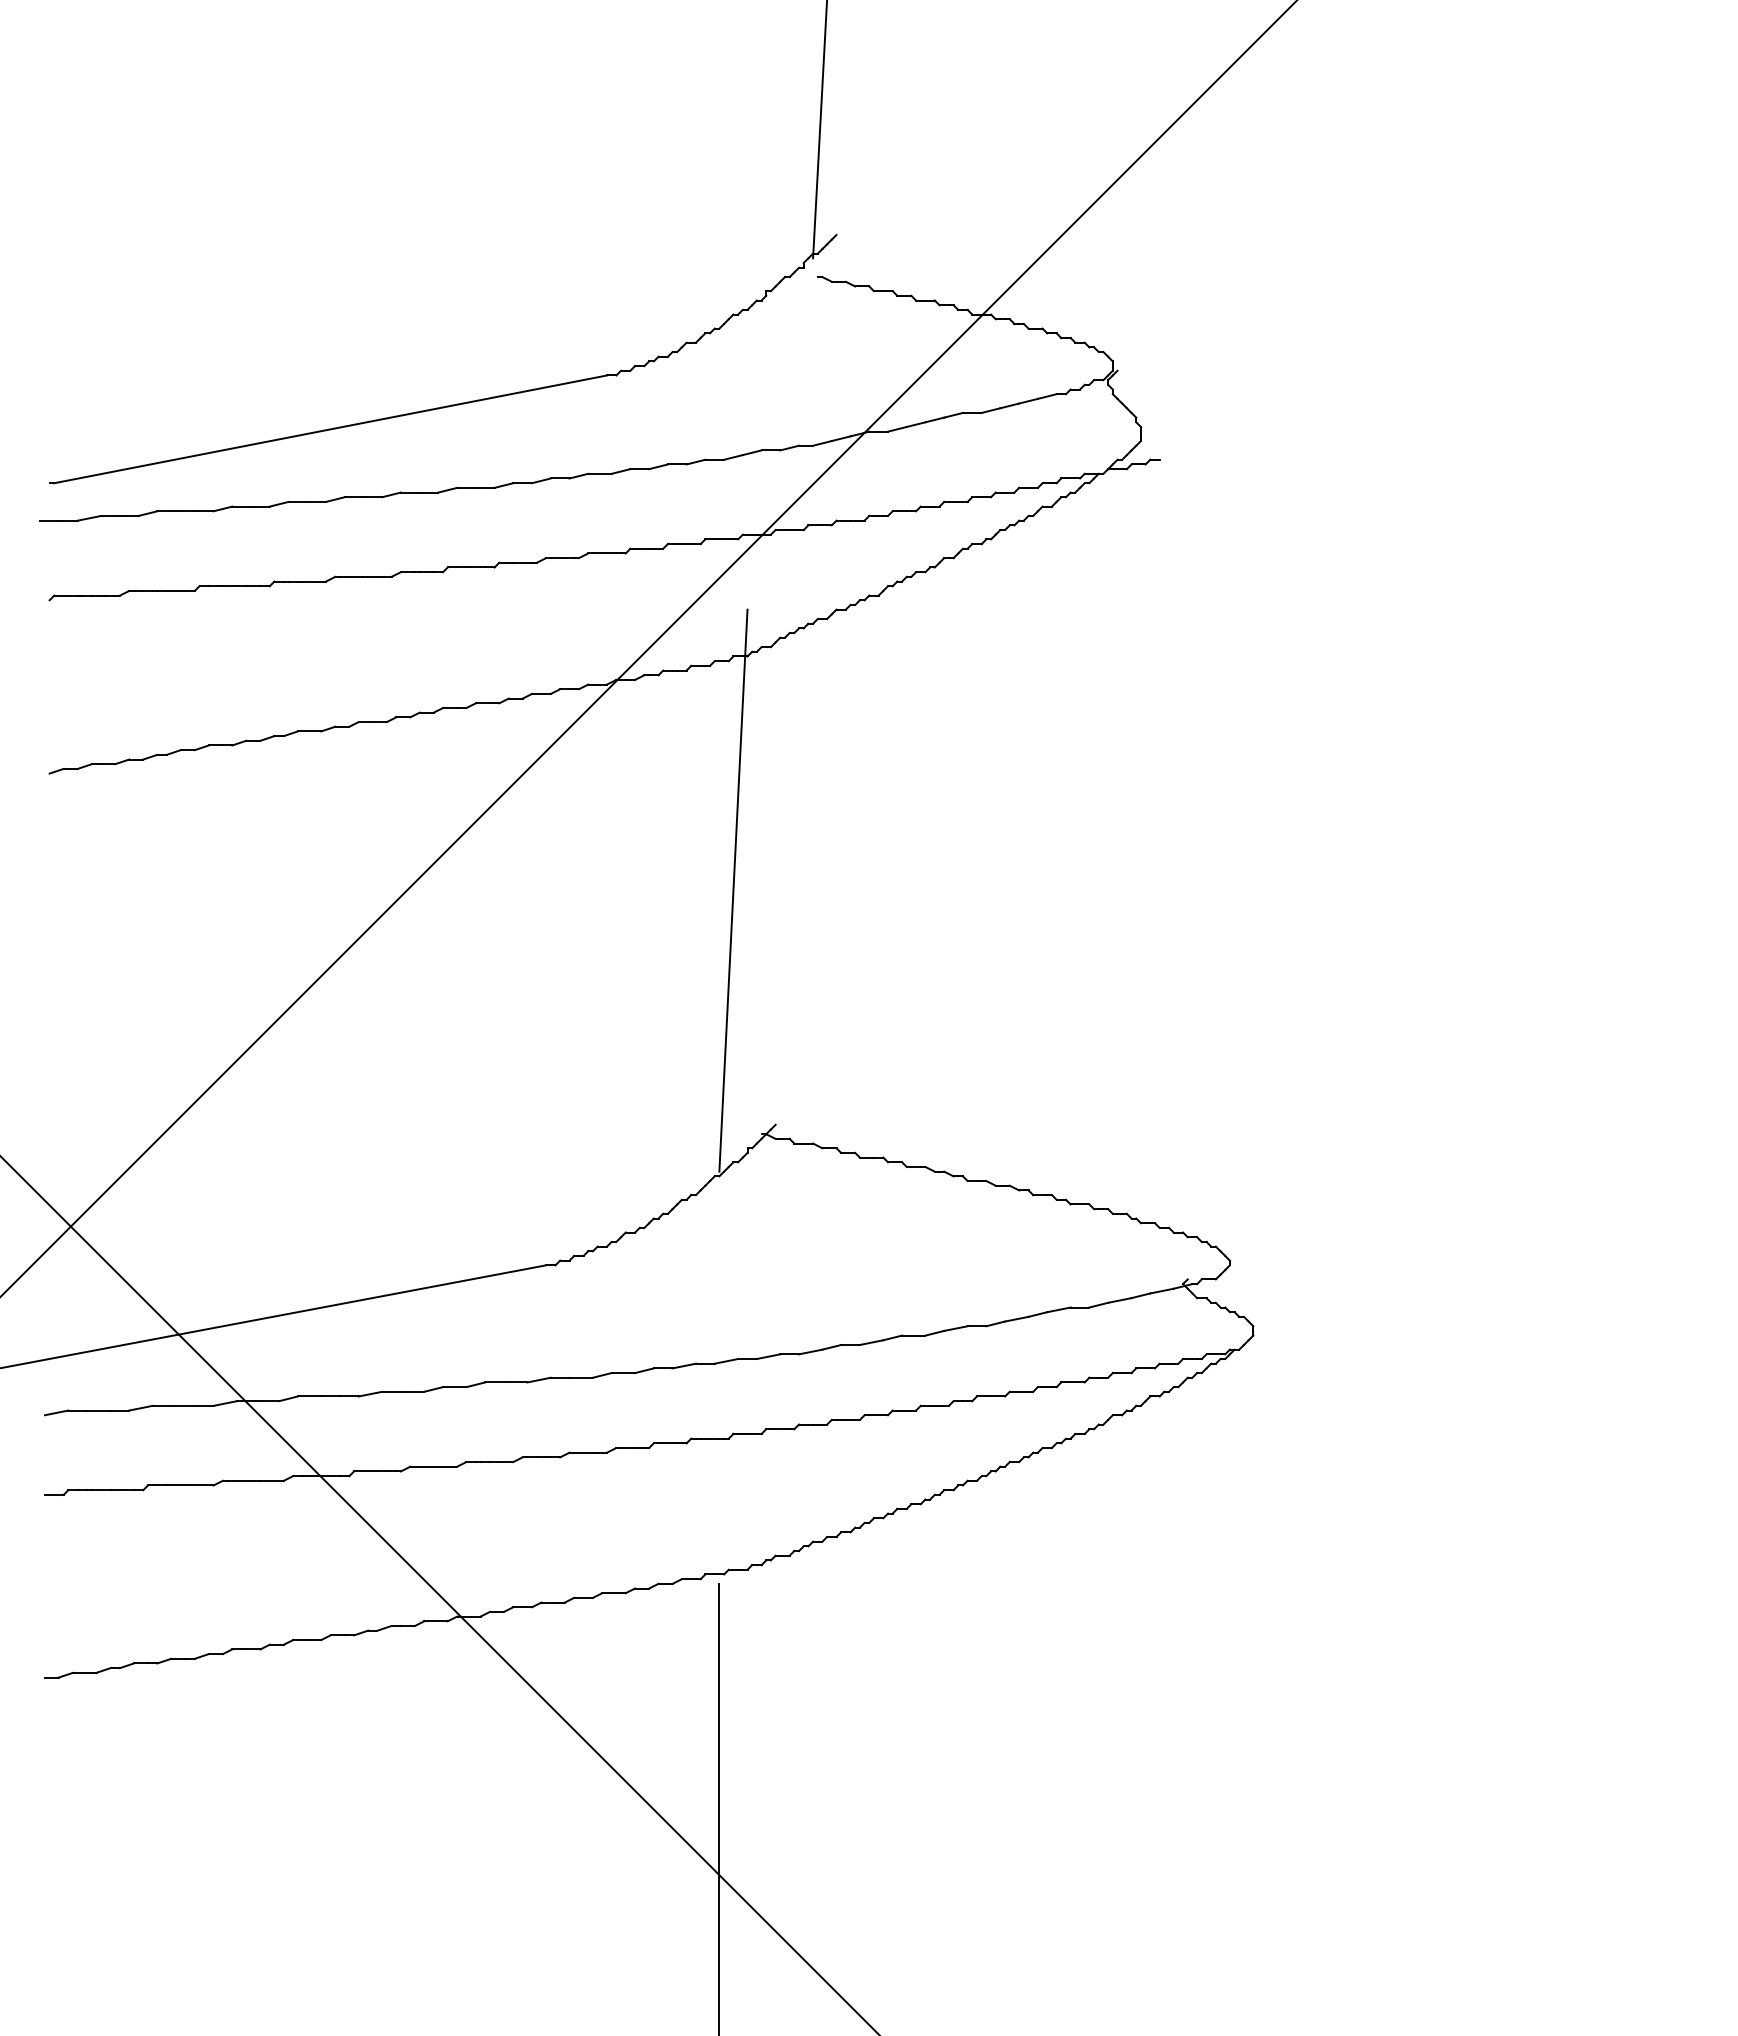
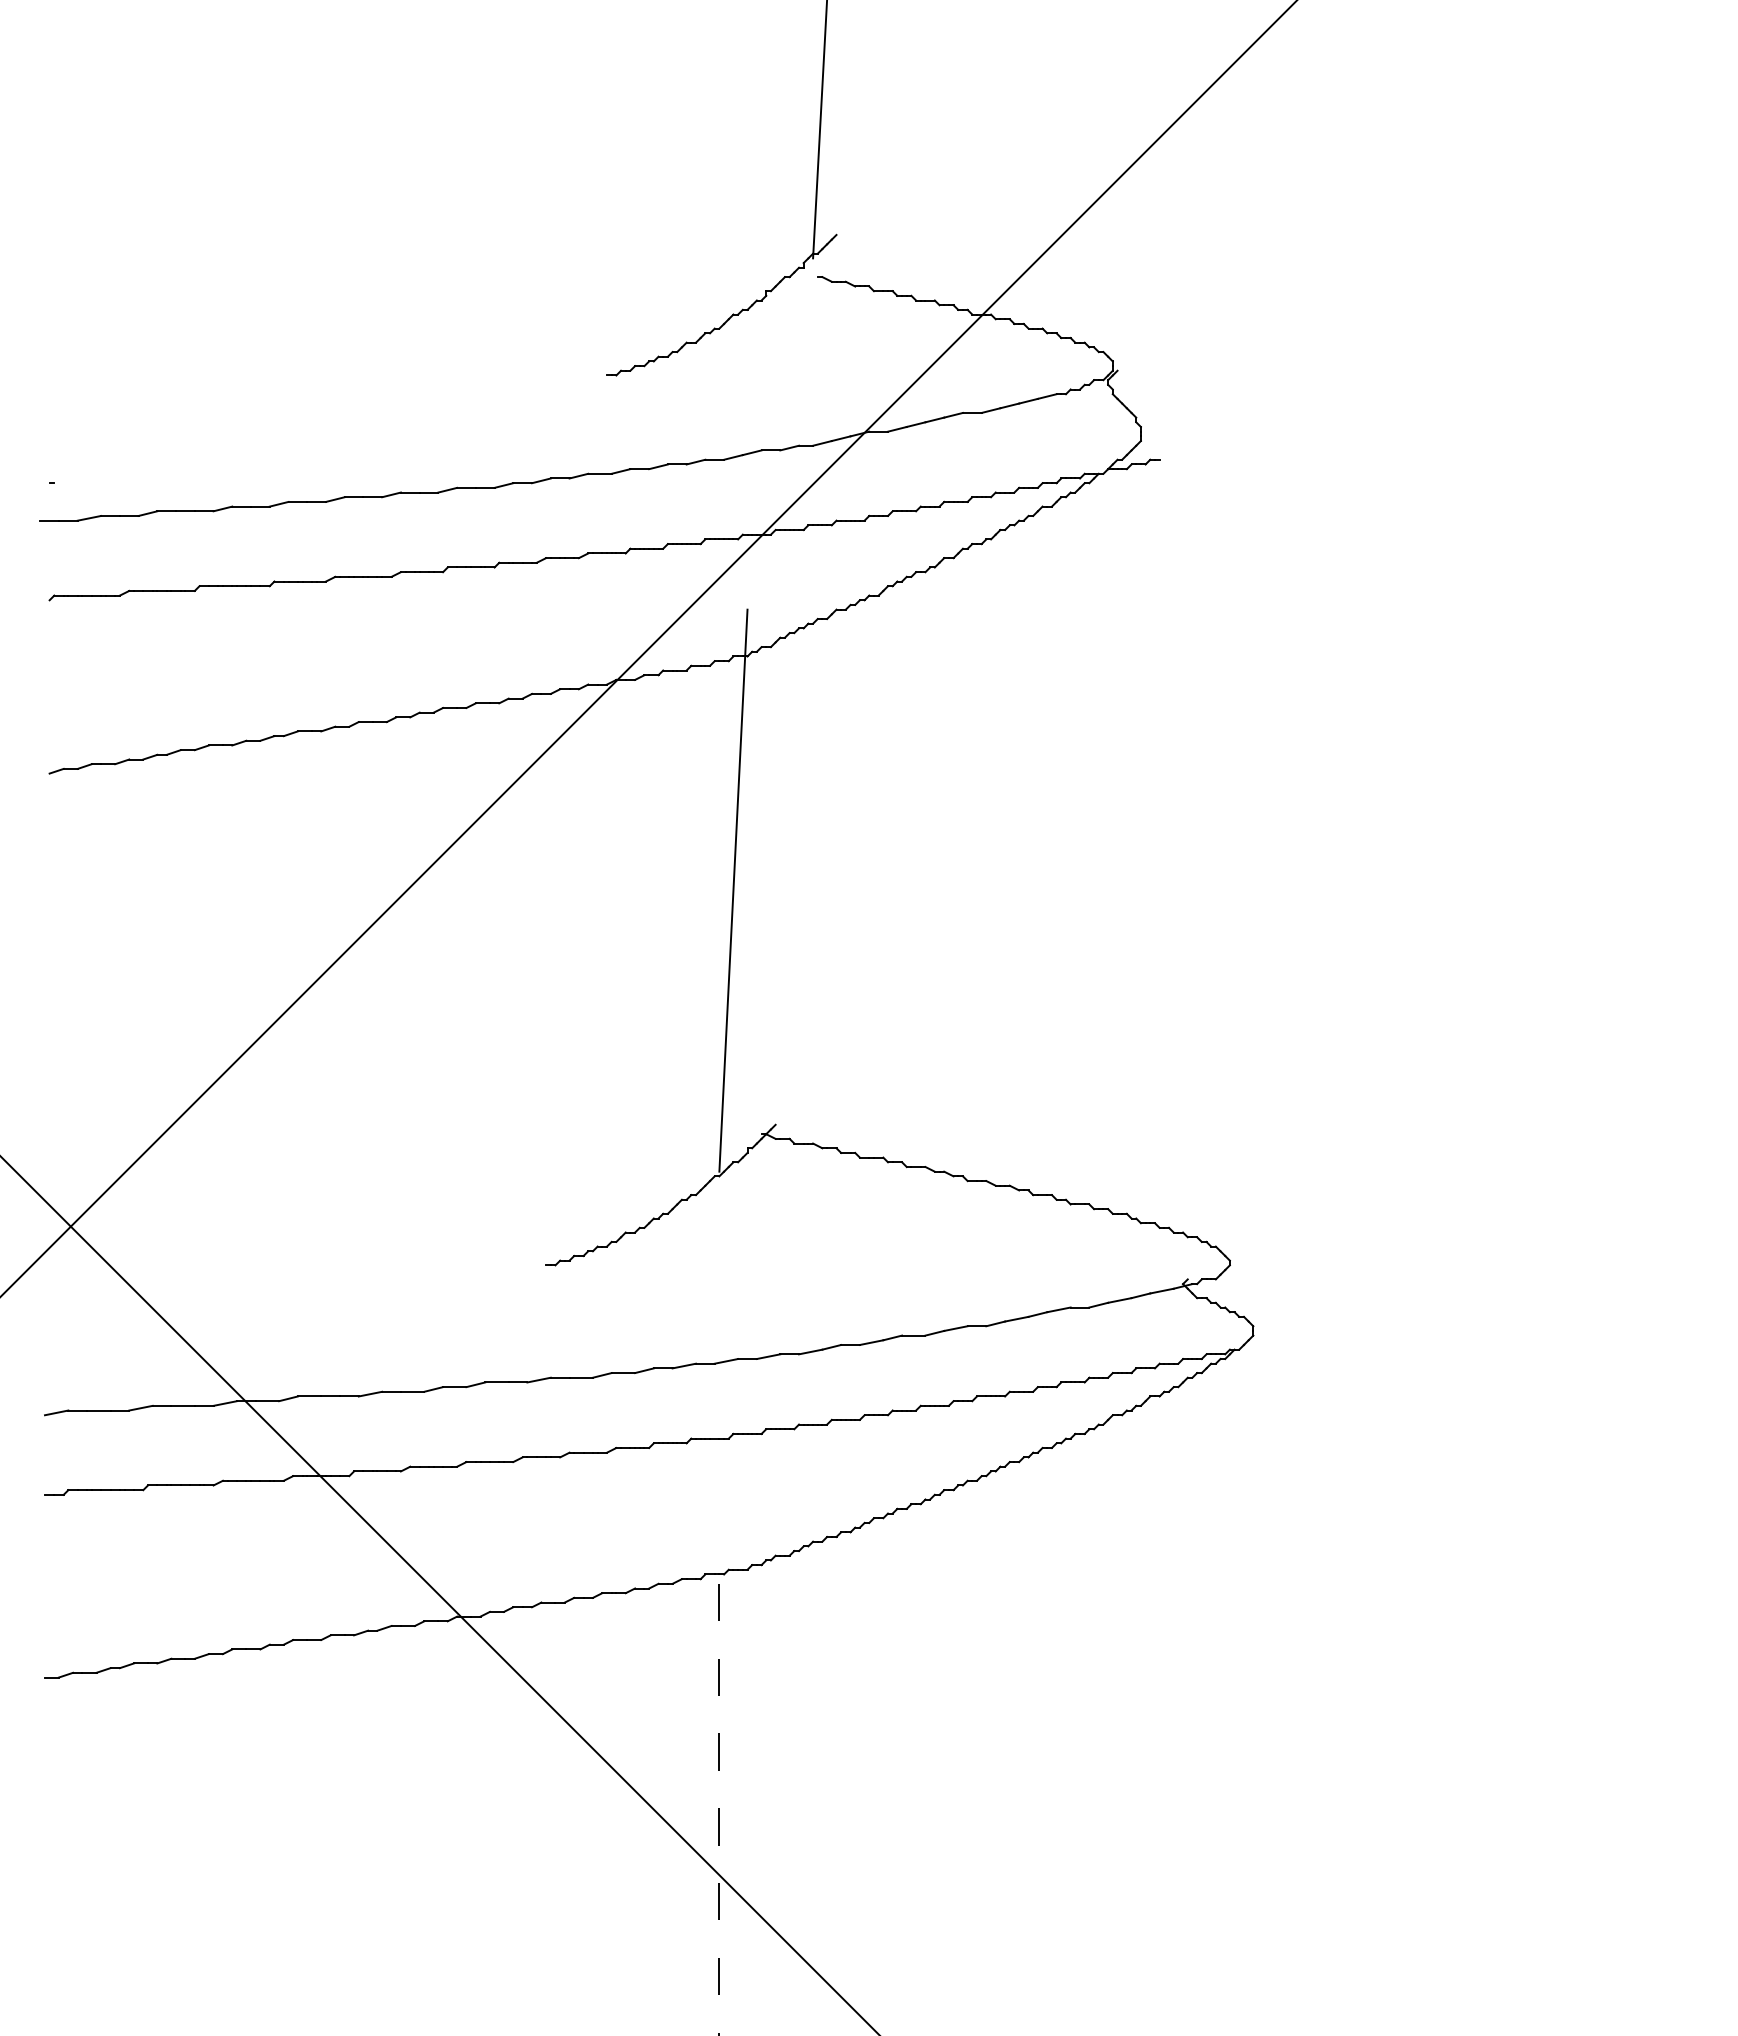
line: present -> none (330, 429)
line: present -> none (274, 1316)
line: solid -> dashed (719, 1810)
